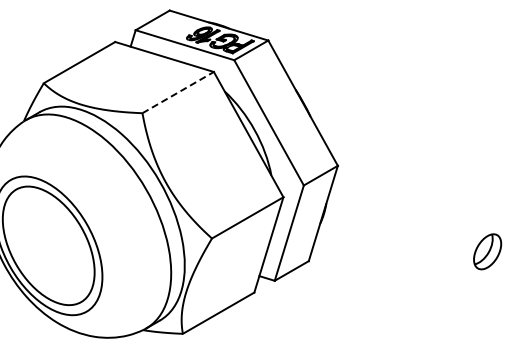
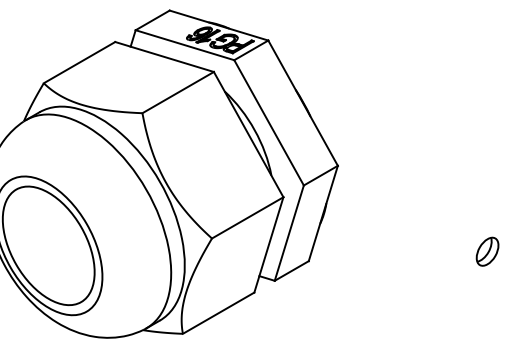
line: dashed -> solid (178, 92)
part size: 30x38 px -> 25x31 px (487, 251)
